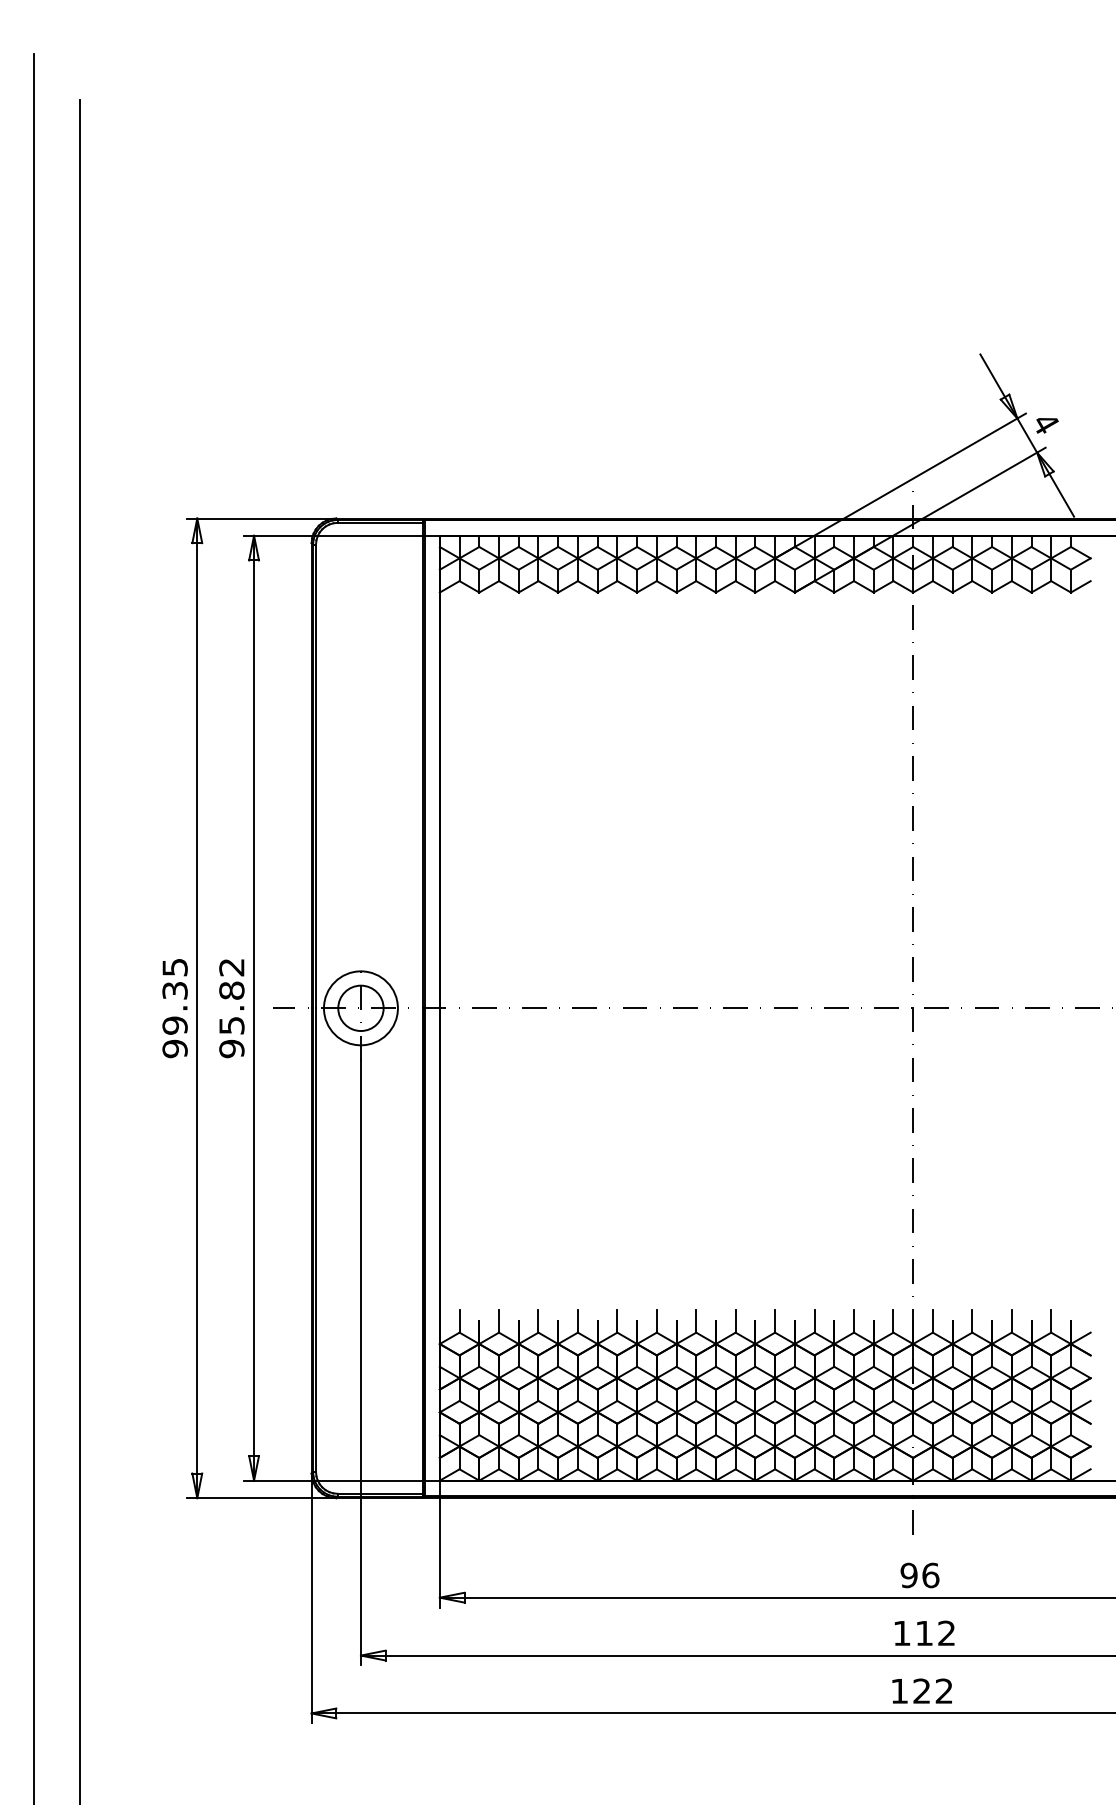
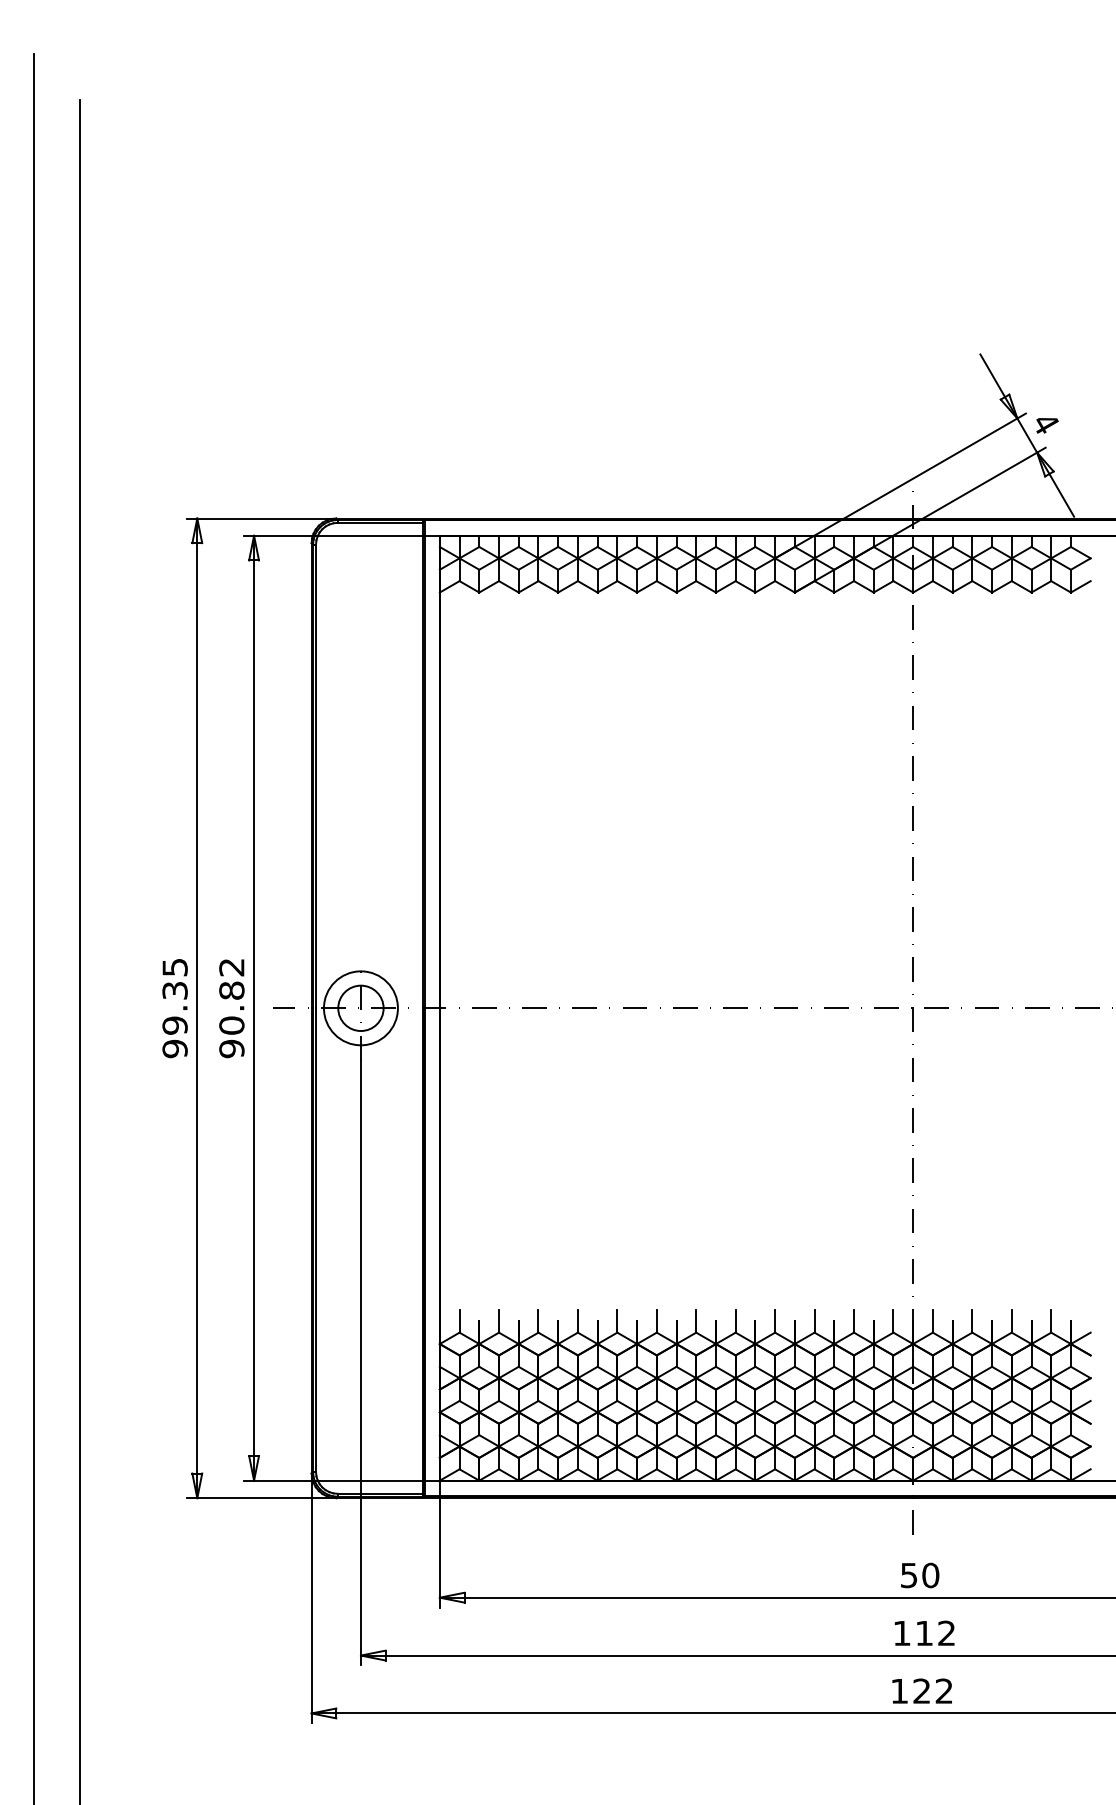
text: 95.82 -> 90.82 (231, 1025)
text: 96 -> 50 (919, 1574)
